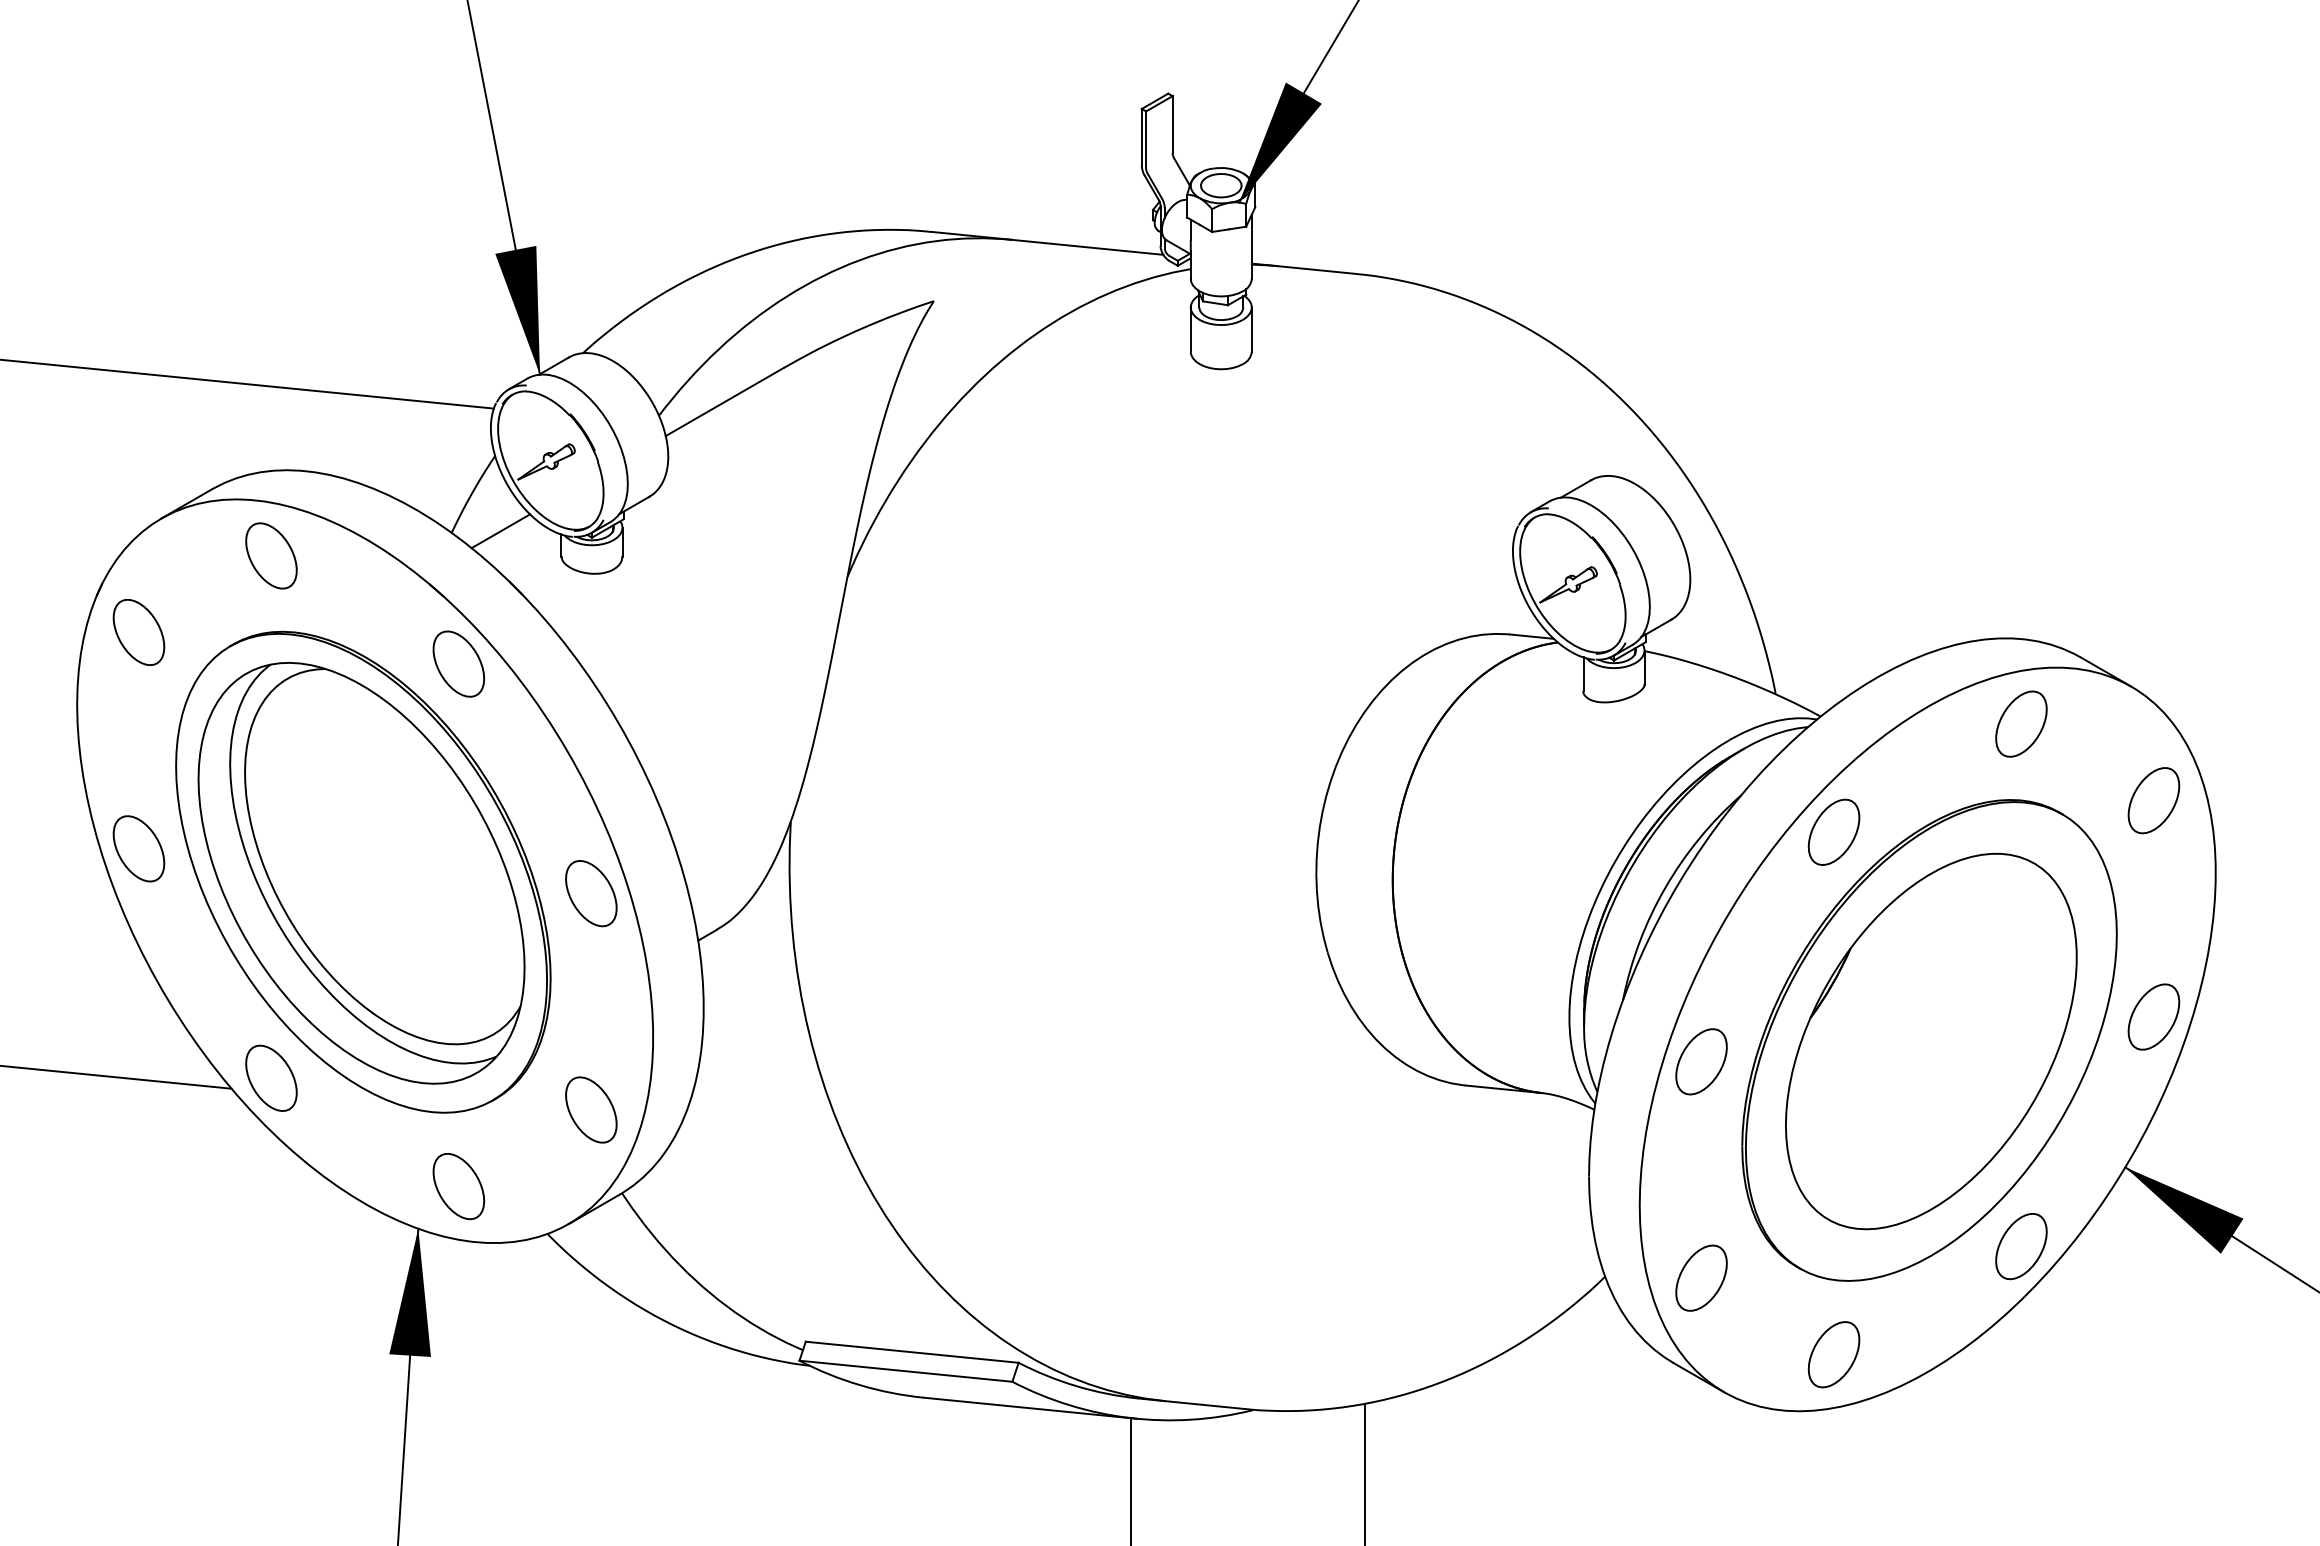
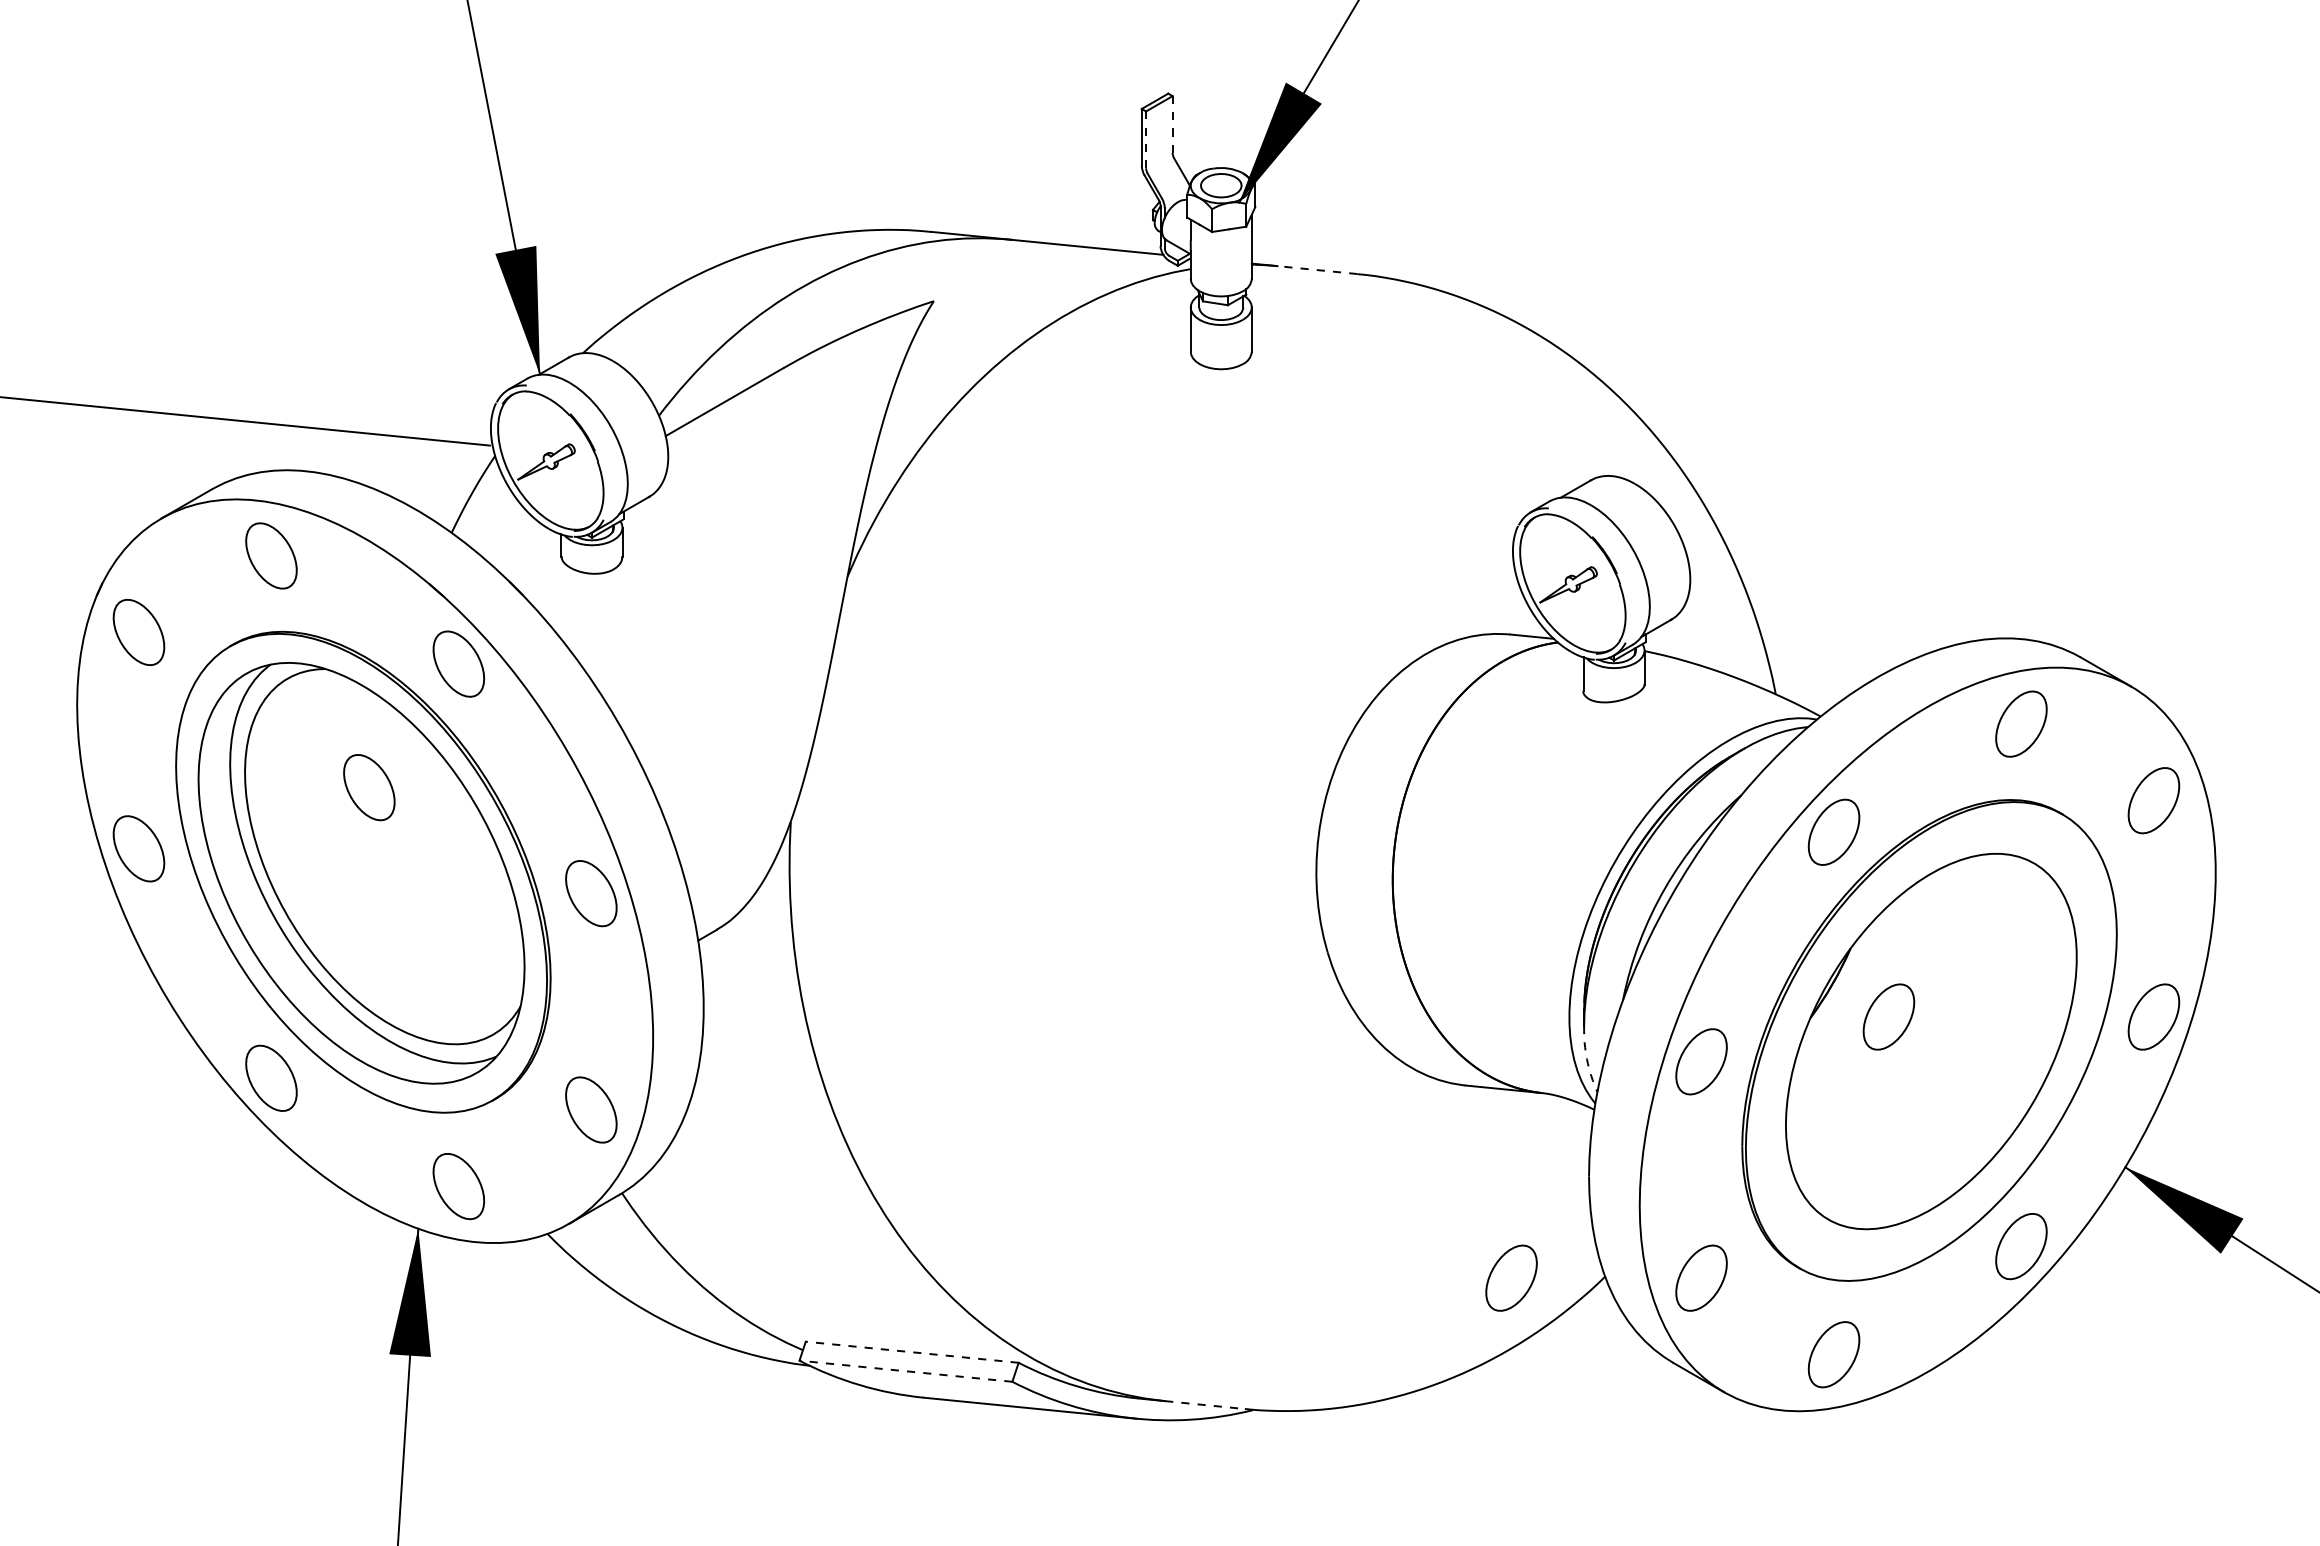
line: solid -> dashed (1172, 124)
line: solid -> dashed (1146, 139)
line: solid -> dashed (1316, 270)
line position: (247, 383) -> (245, 421) (245, 421)
line: present -> none (500, 531)
part: none -> present (369, 787)
part: none -> present (1888, 1016)
arc: solid -> dashed (1587, 1059)
line: present -> none (116, 1077)
part: none -> present (1511, 1277)
line: solid -> dashed (912, 1352)
line: solid -> dashed (905, 1371)
line: solid -> dashed (1205, 1405)
line: present -> none (1365, 1472)
line: present -> none (1130, 1480)
